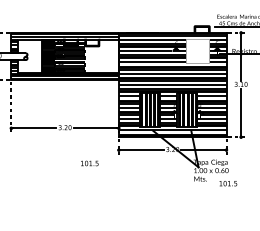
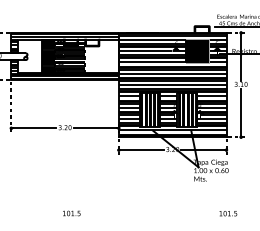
hatch: none -> present (197, 51)
text position: (89, 163) -> (71, 213) (71, 213)
text position: (228, 183) -> (228, 213) (228, 213)
